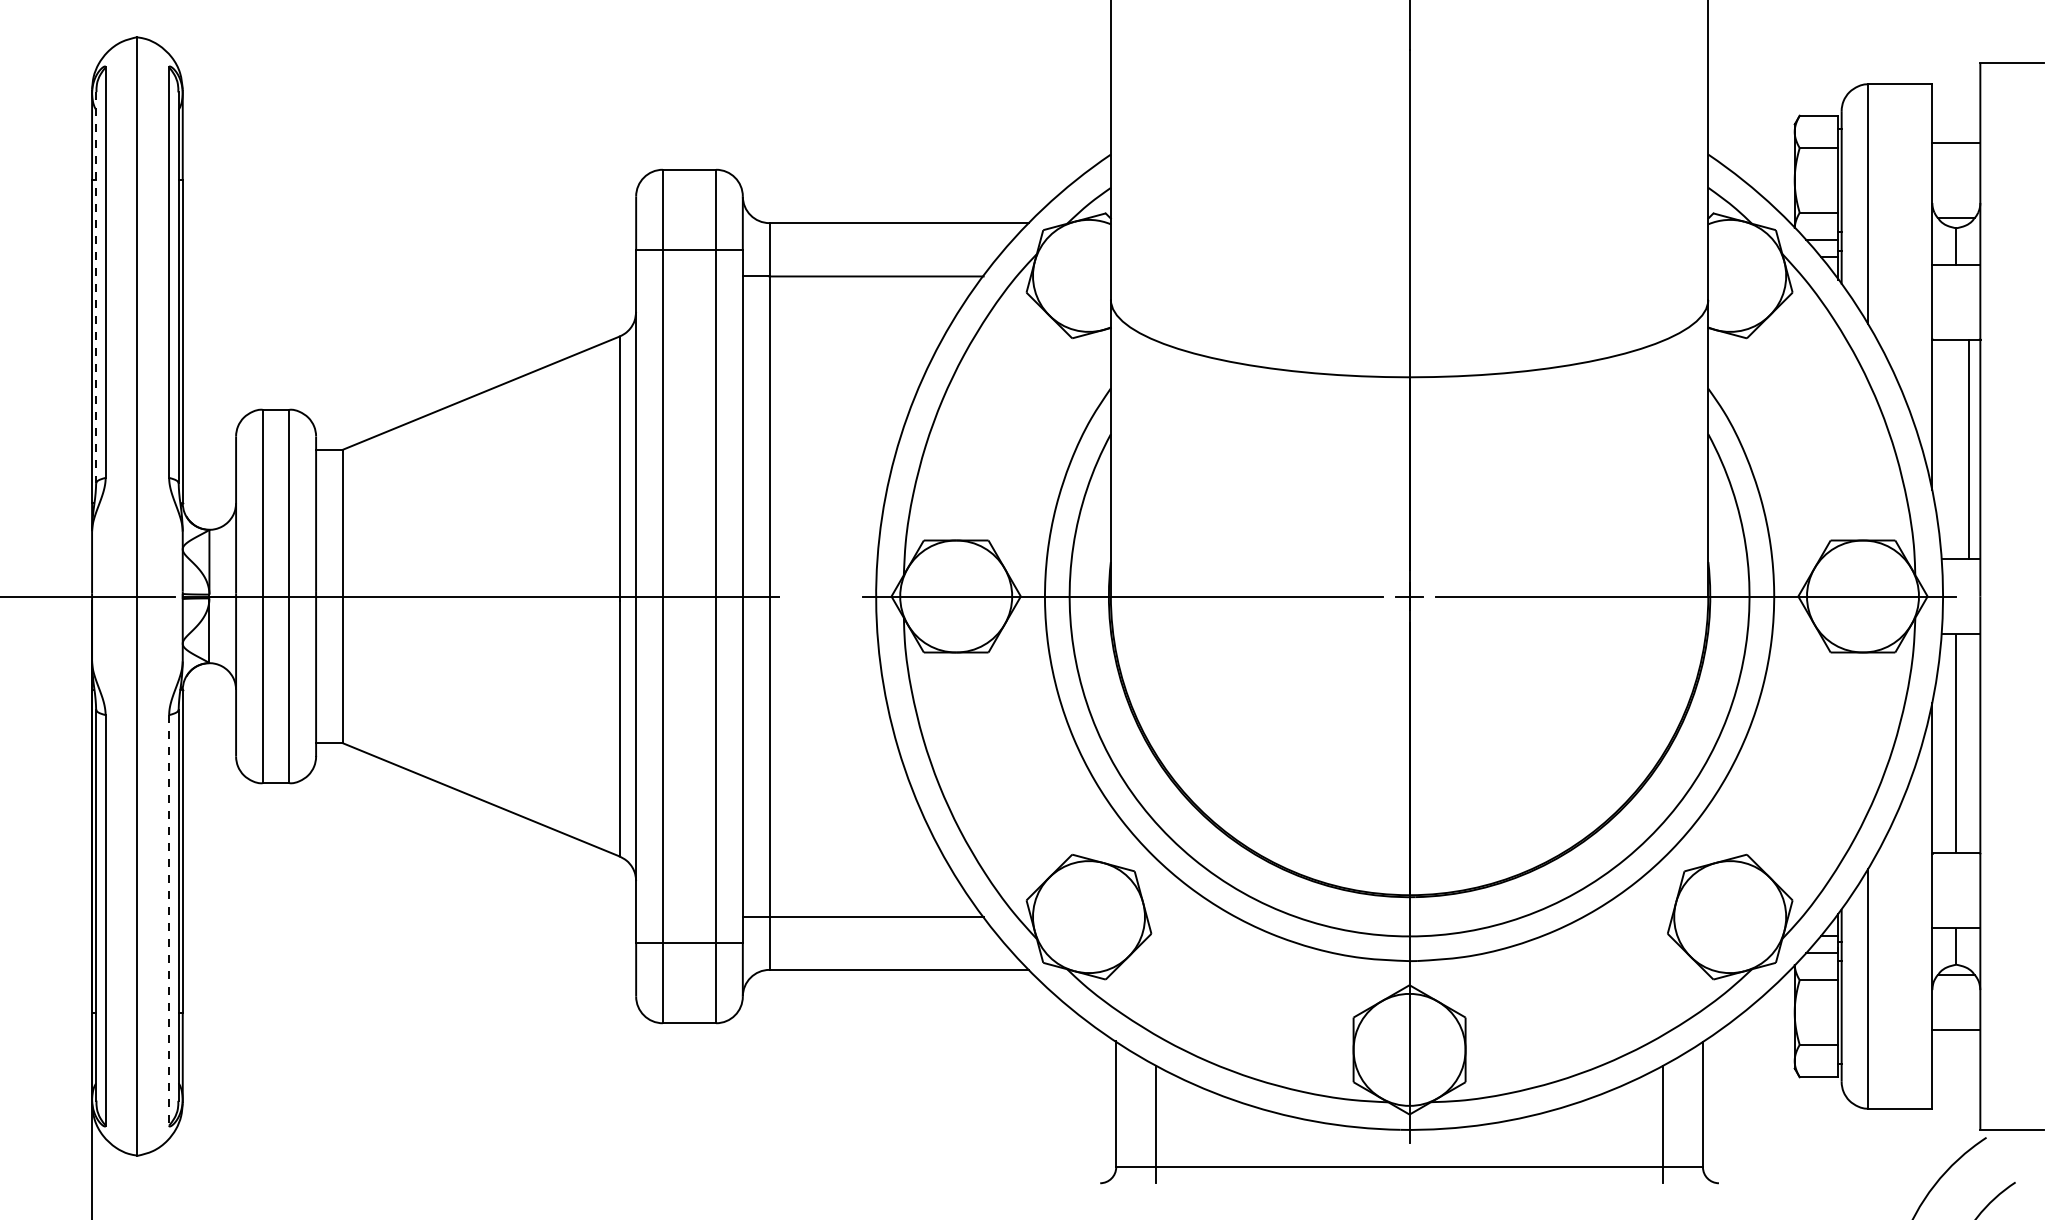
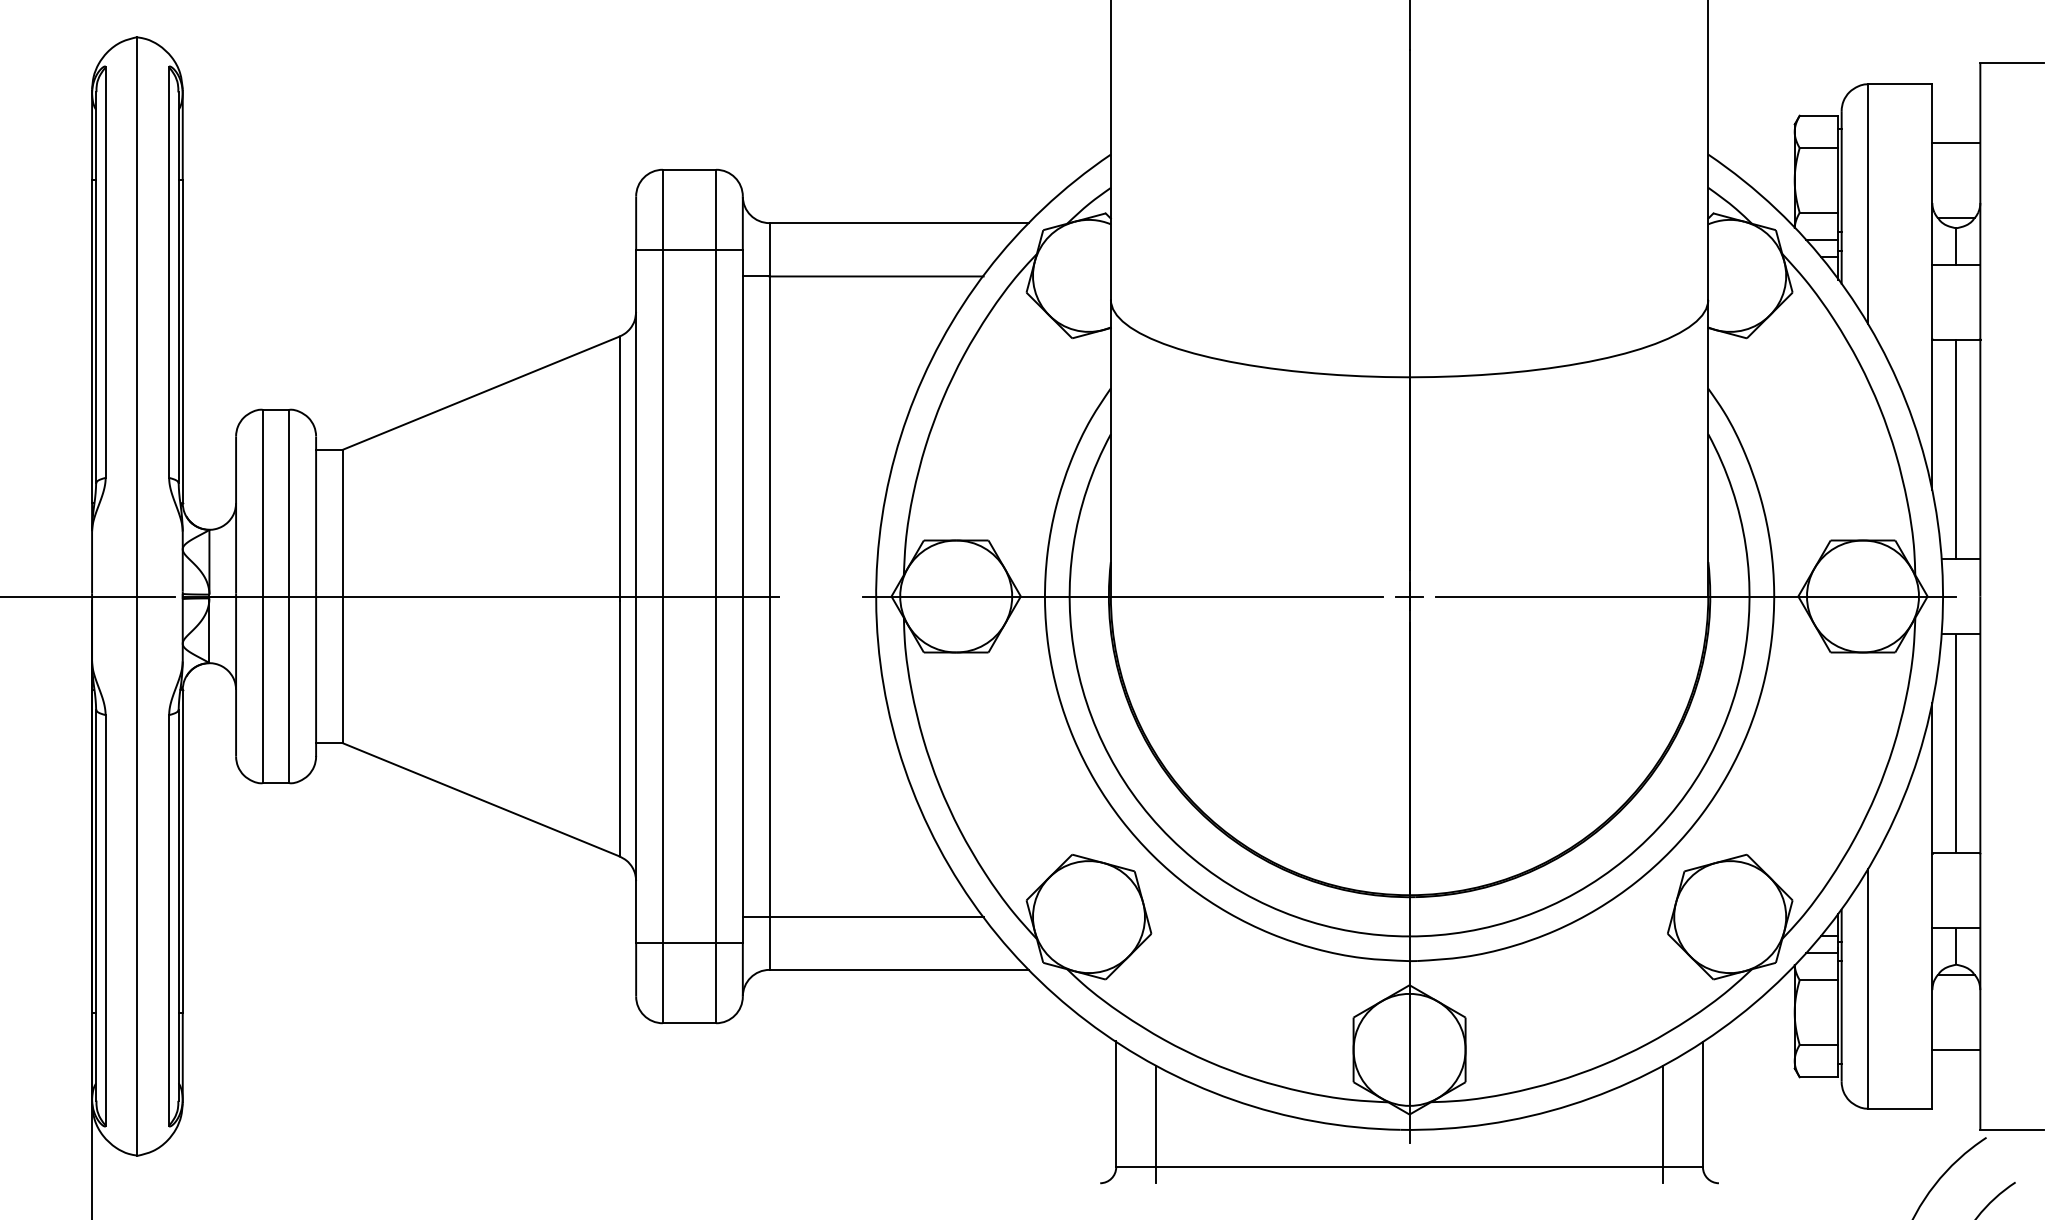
line: dashed -> solid (96, 287)
line position: (1969, 449) -> (1956, 449) (1956, 449)
line: dashed -> solid (169, 920)
line position: (1956, 1029) -> (1956, 1049) (1956, 1049)
